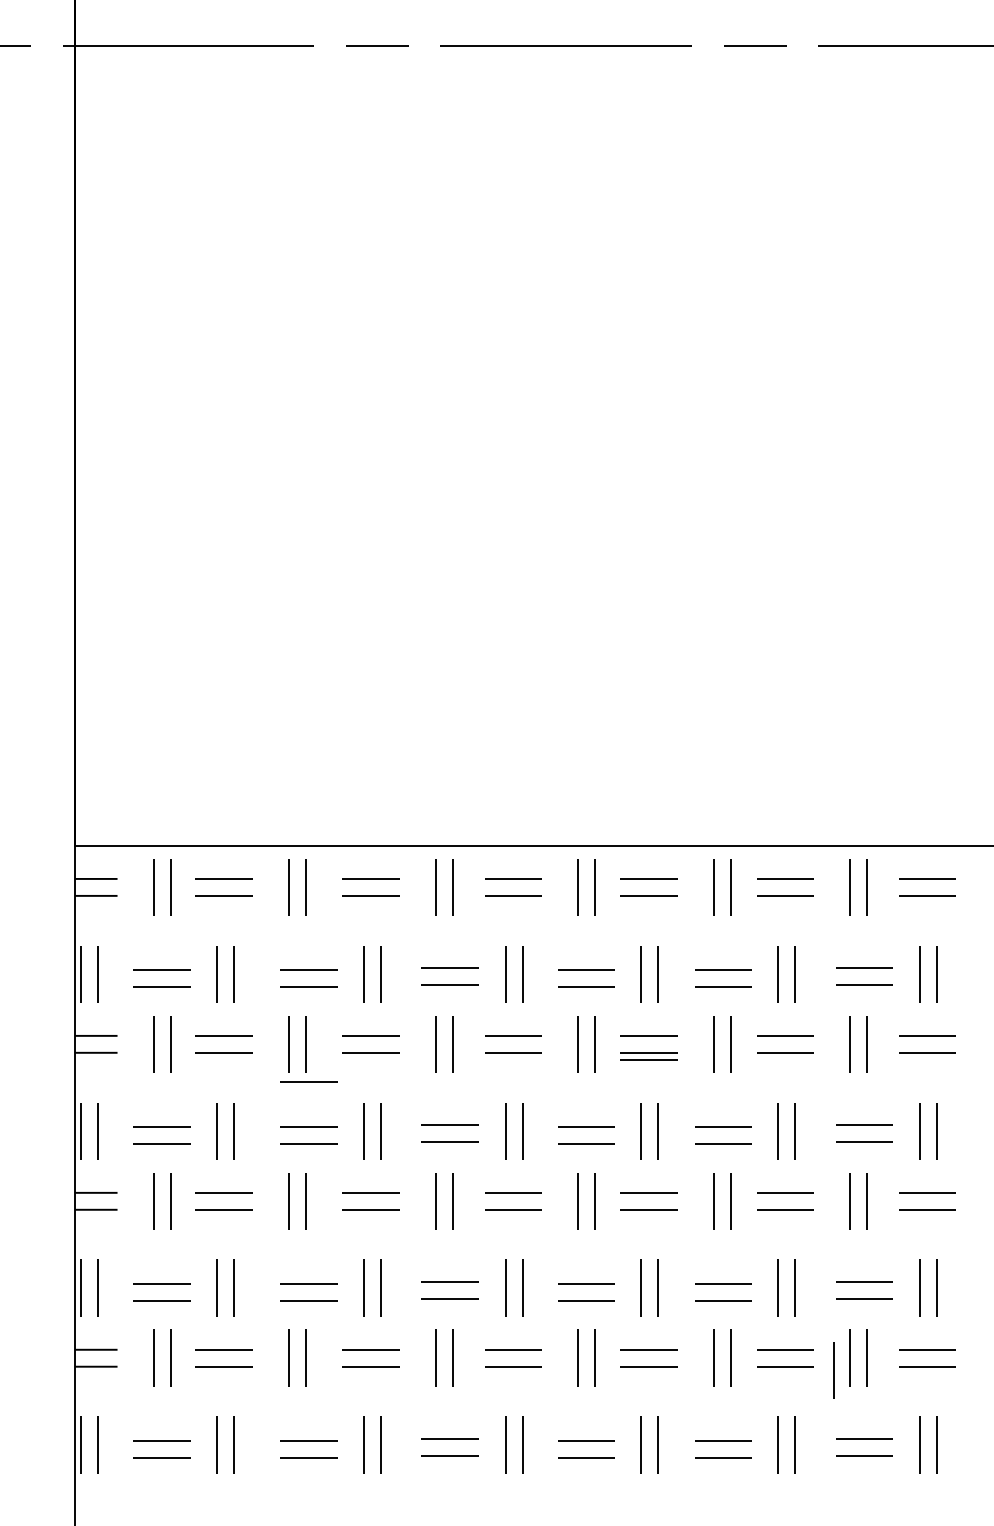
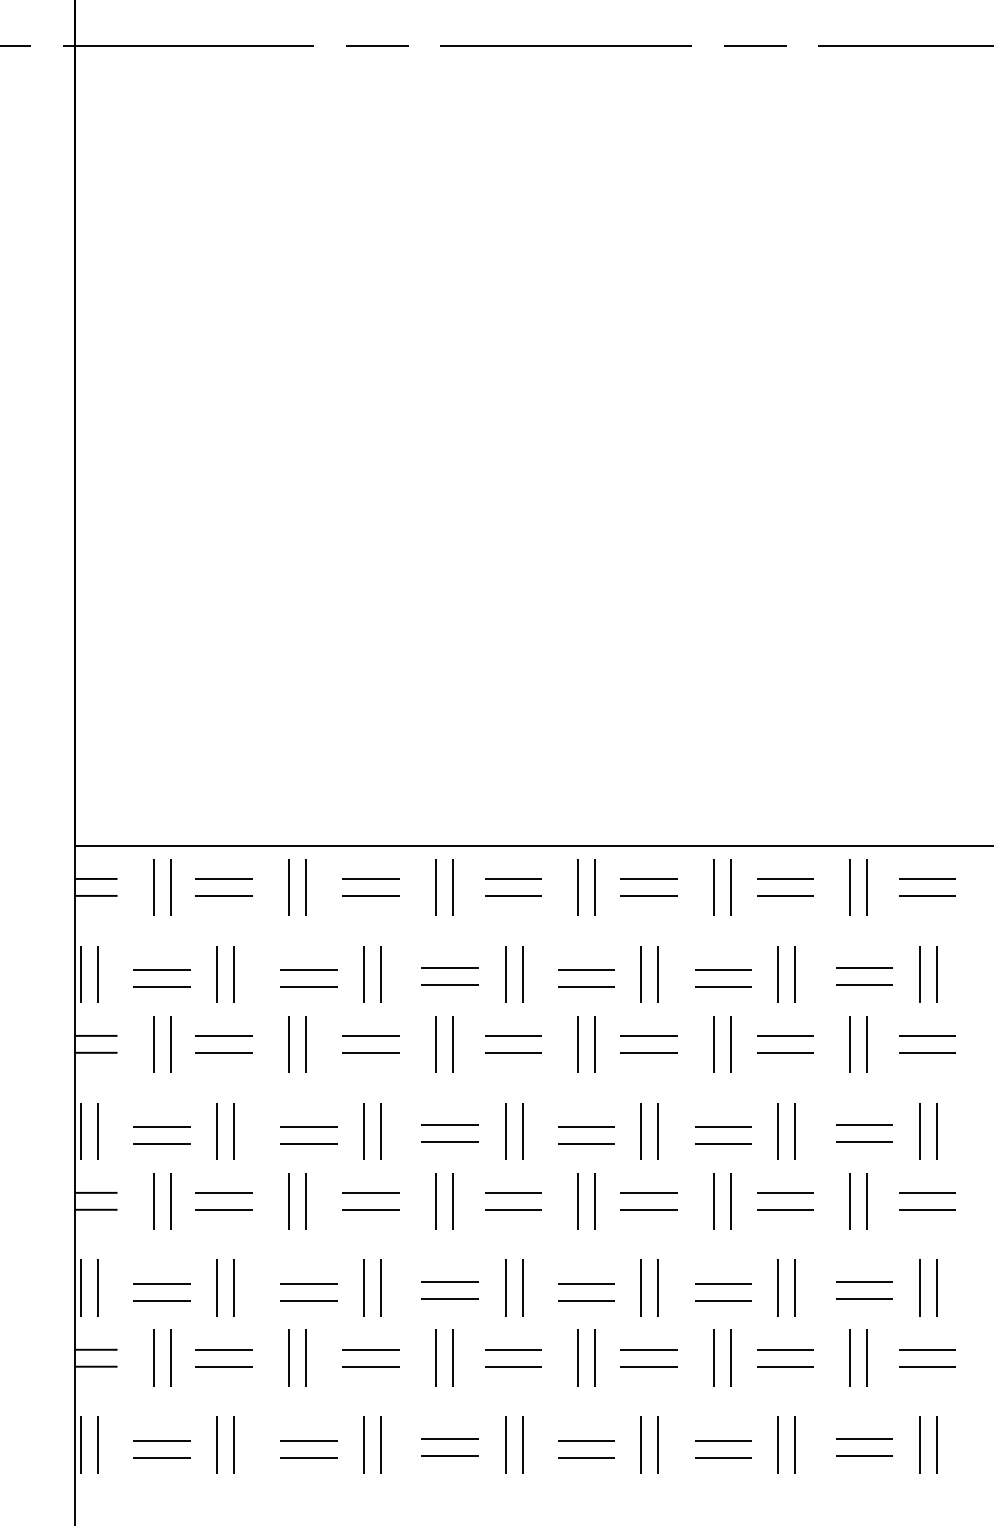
line: present -> none (648, 1059)
line: present -> none (308, 1081)
line: present -> none (833, 1370)
